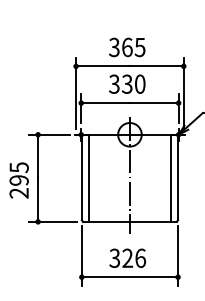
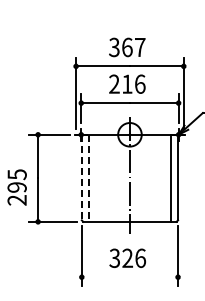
text: 365 -> 367 (139, 47)
text: 330 -> 216 (127, 83)
line: solid -> dashed (81, 177)
line: solid -> dashed (88, 178)
text position: (18, 180) -> (16, 187) (16, 187)
line: present -> none (129, 277)
